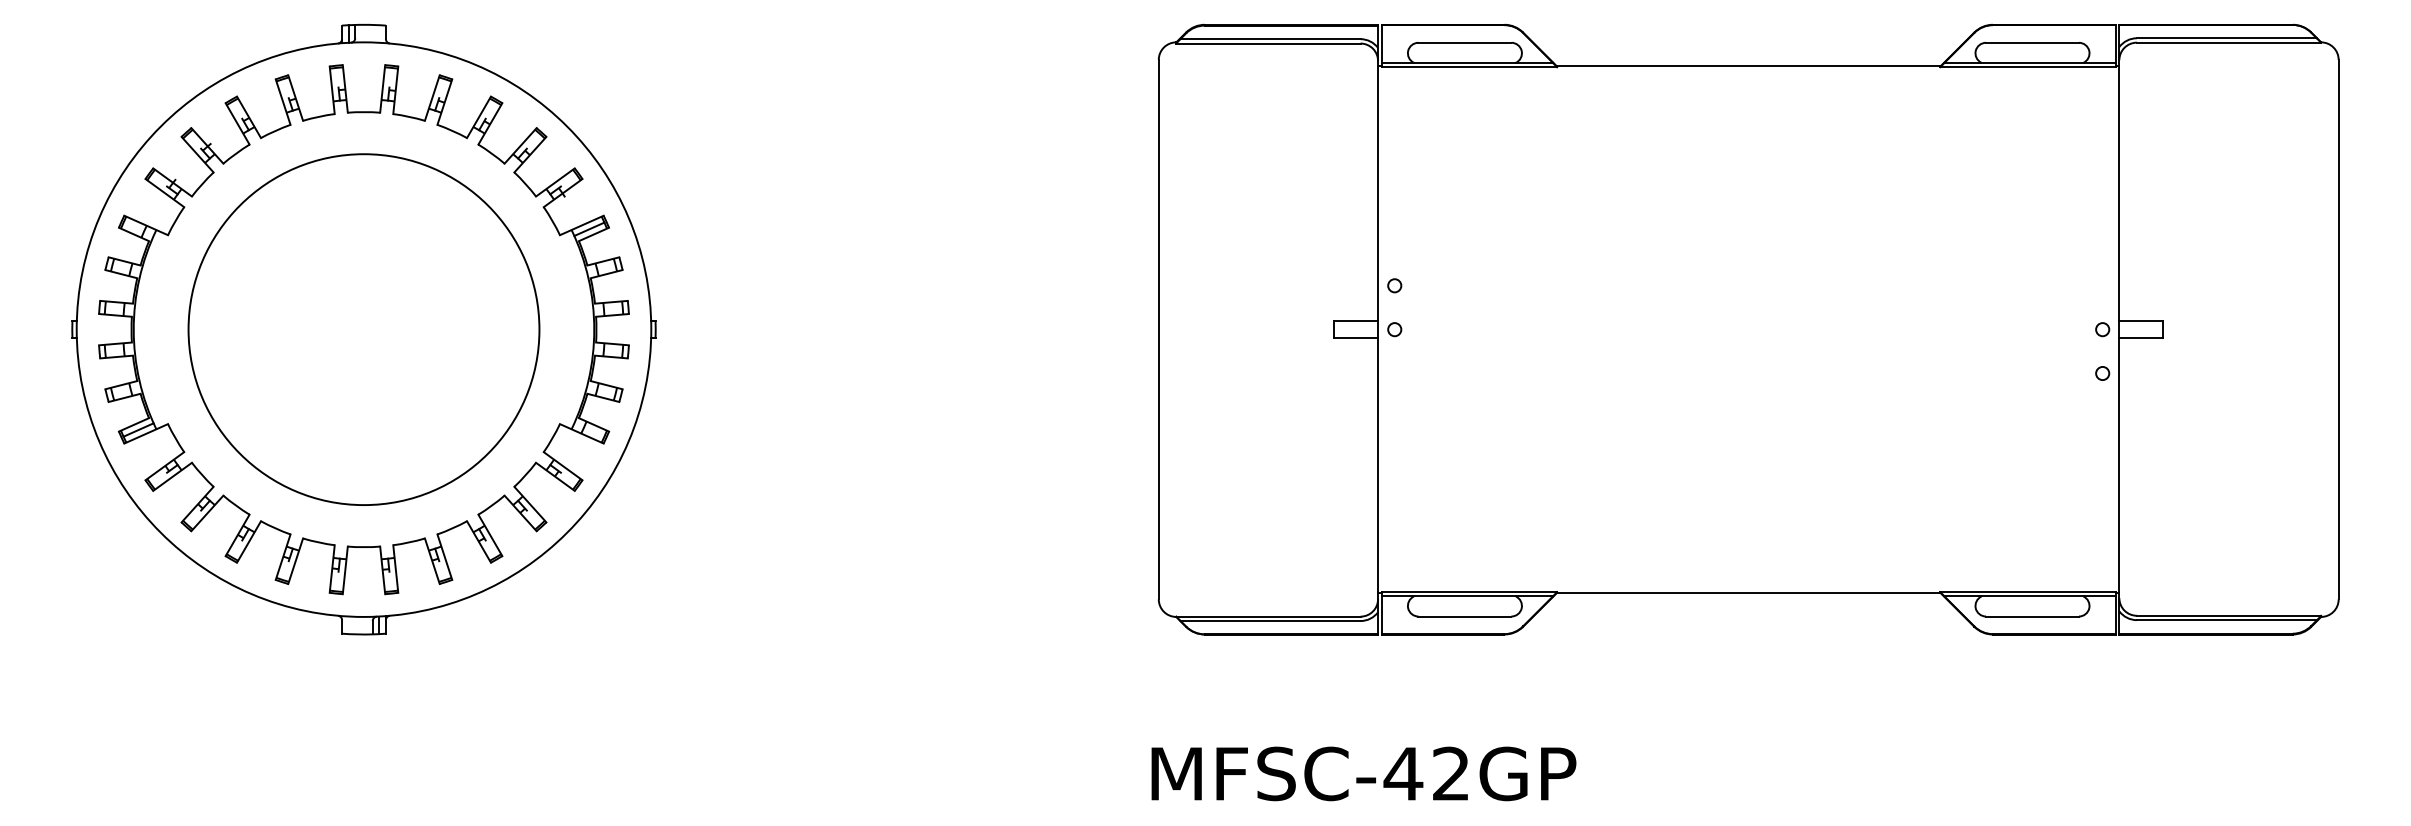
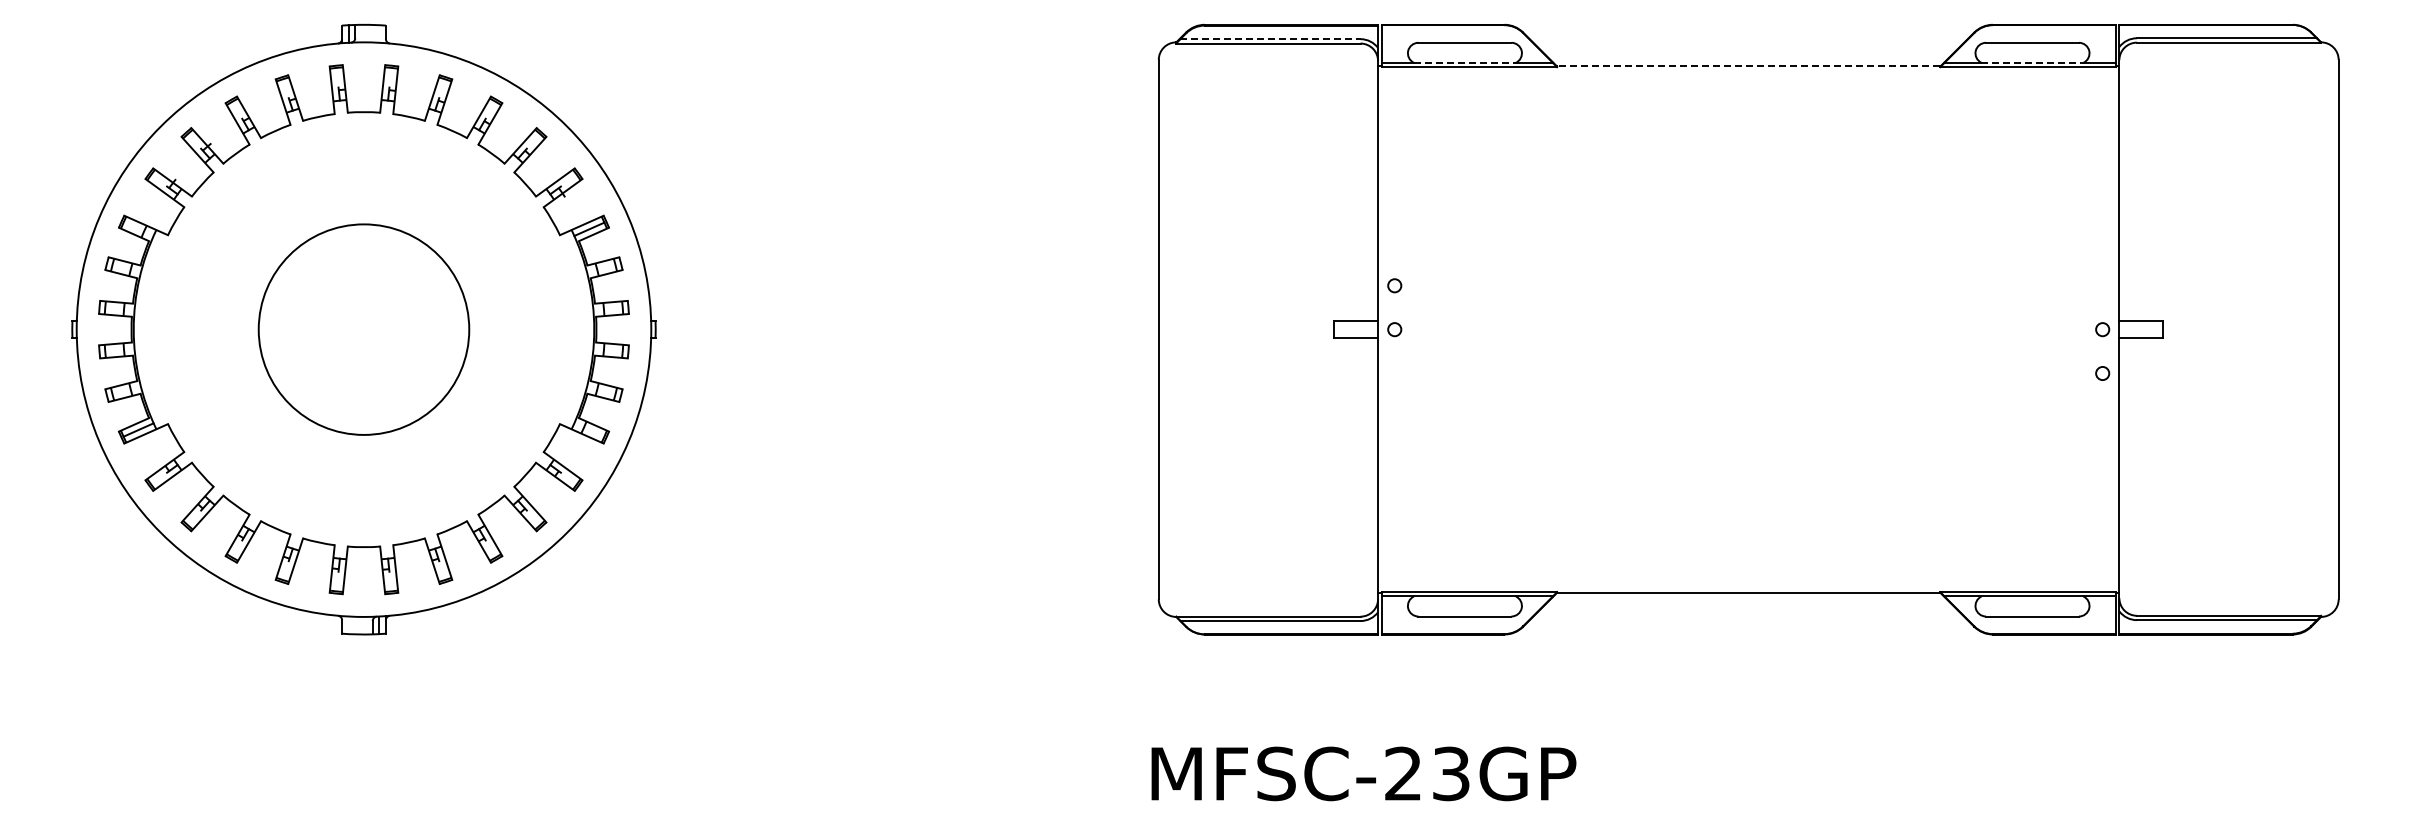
line: solid -> dashed (1270, 39)
line: solid -> dashed (1465, 62)
line: solid -> dashed (2033, 62)
line: solid -> dashed (1748, 66)
circle diameter: 351 px -> 211 px (363, 329)
text: MFSC-42GP -> MFSC-23GP (1426, 773)
